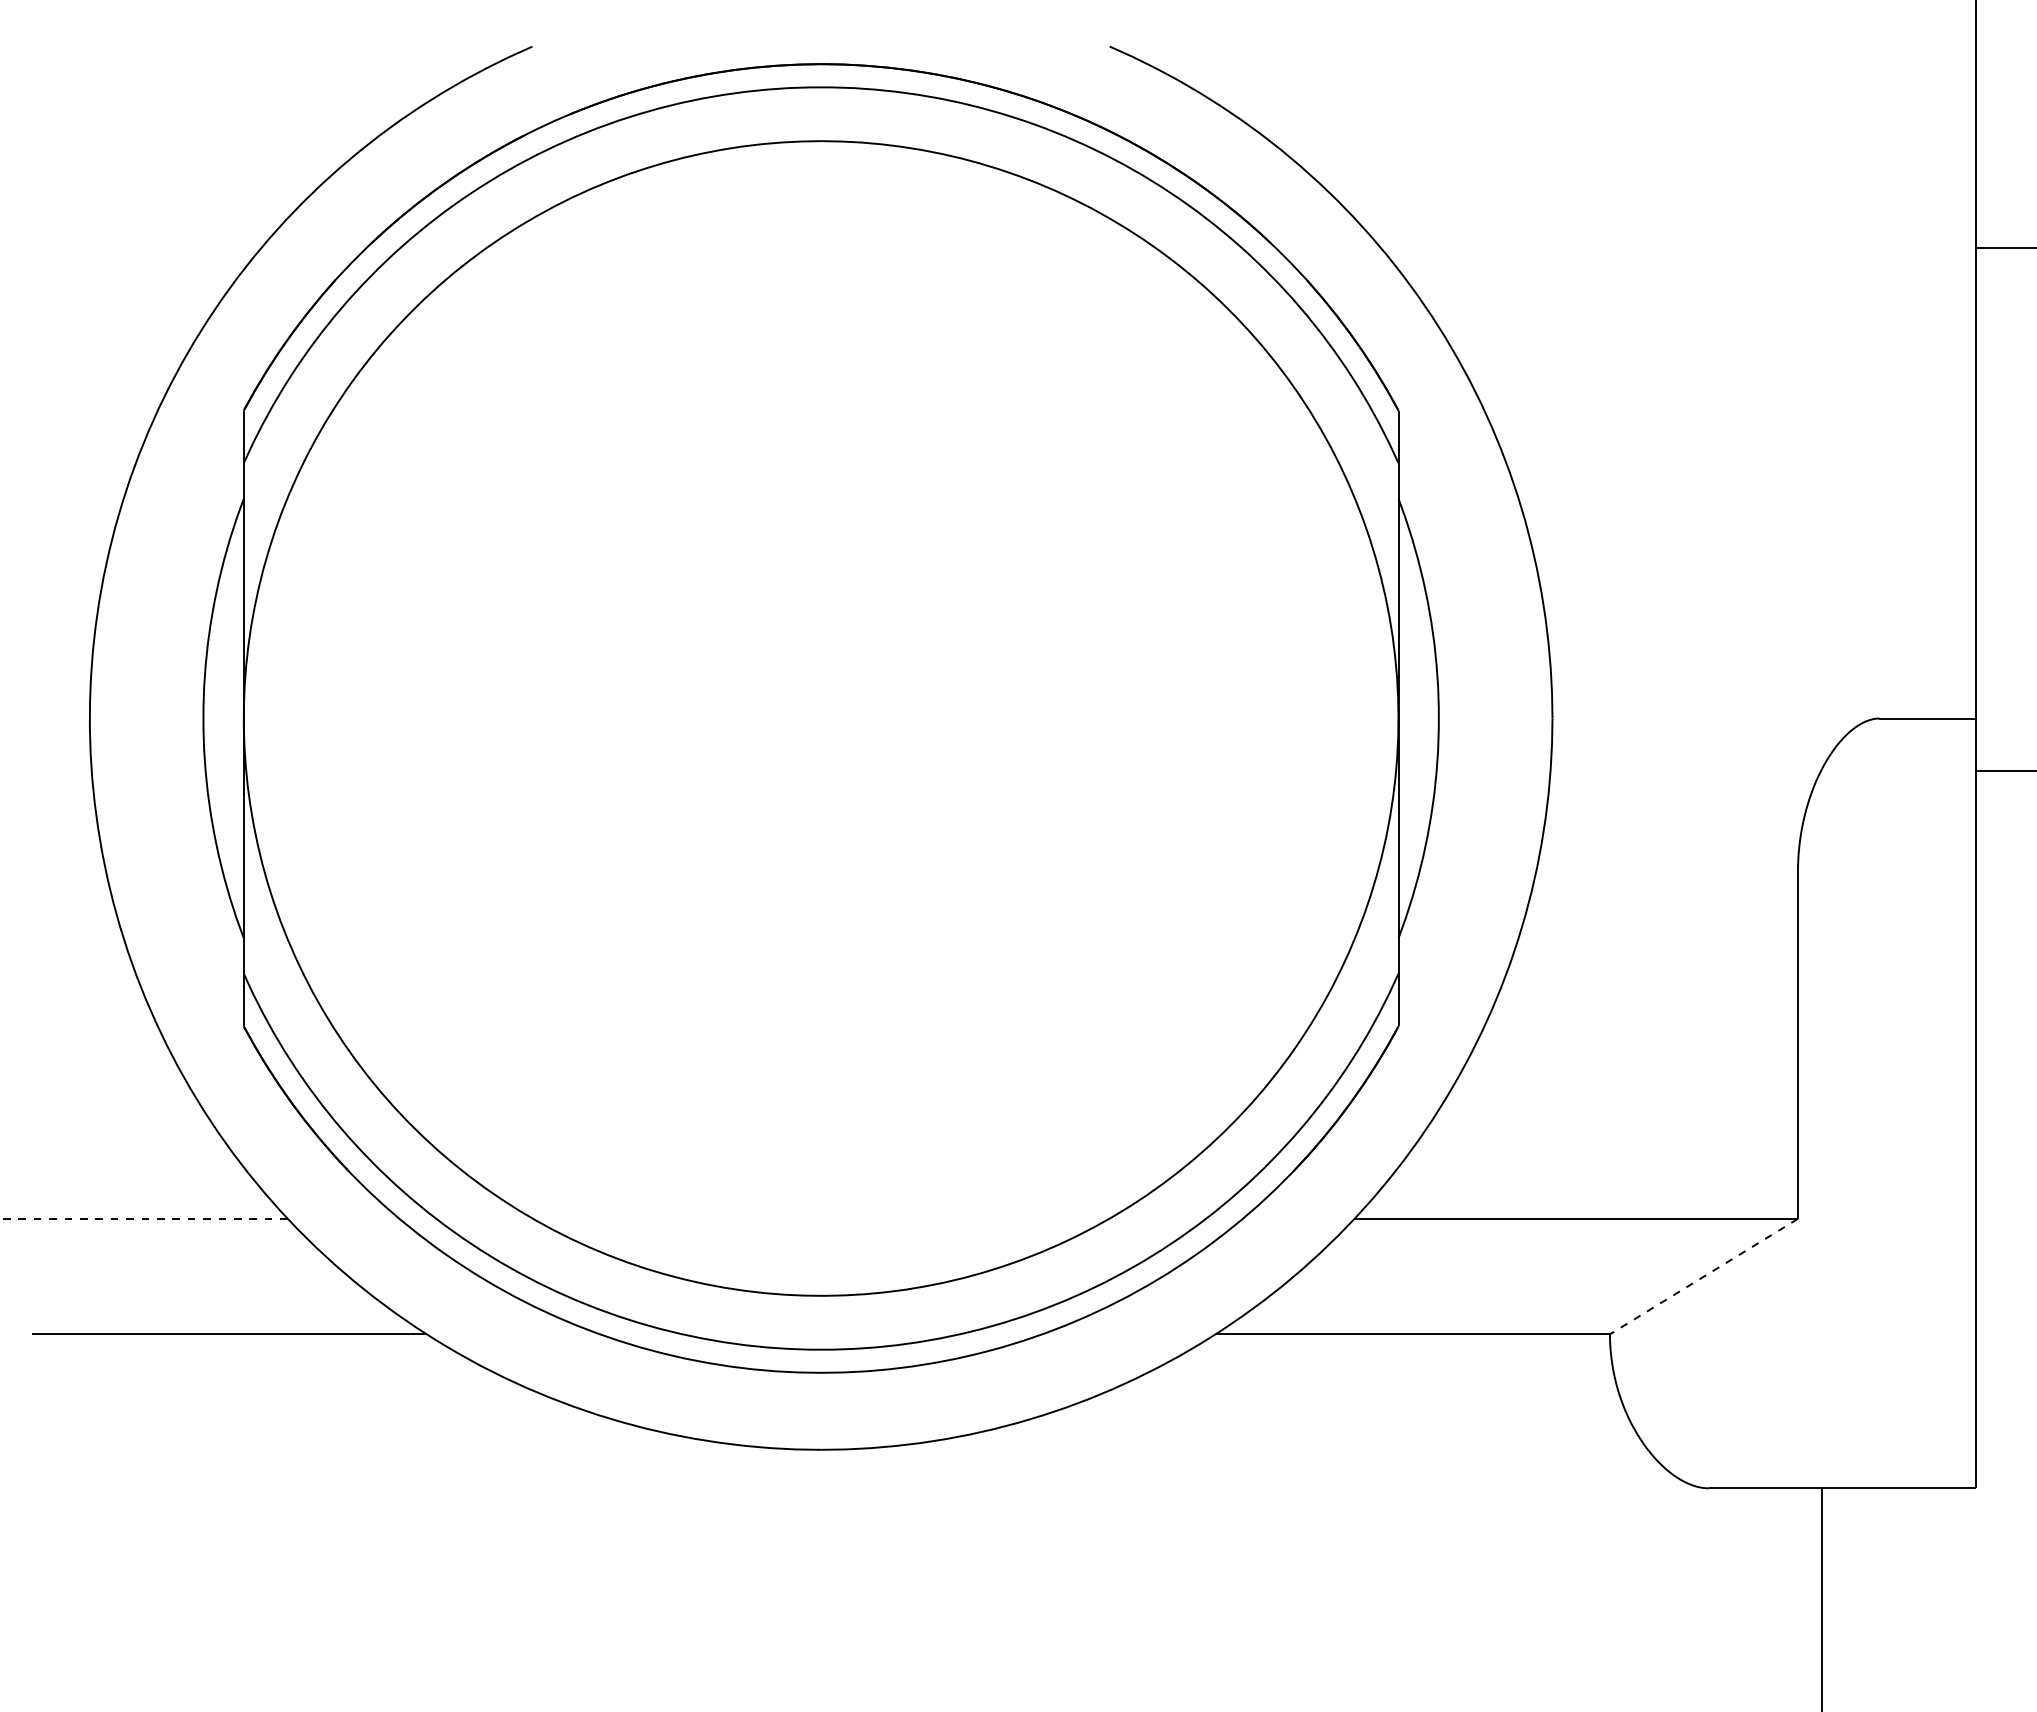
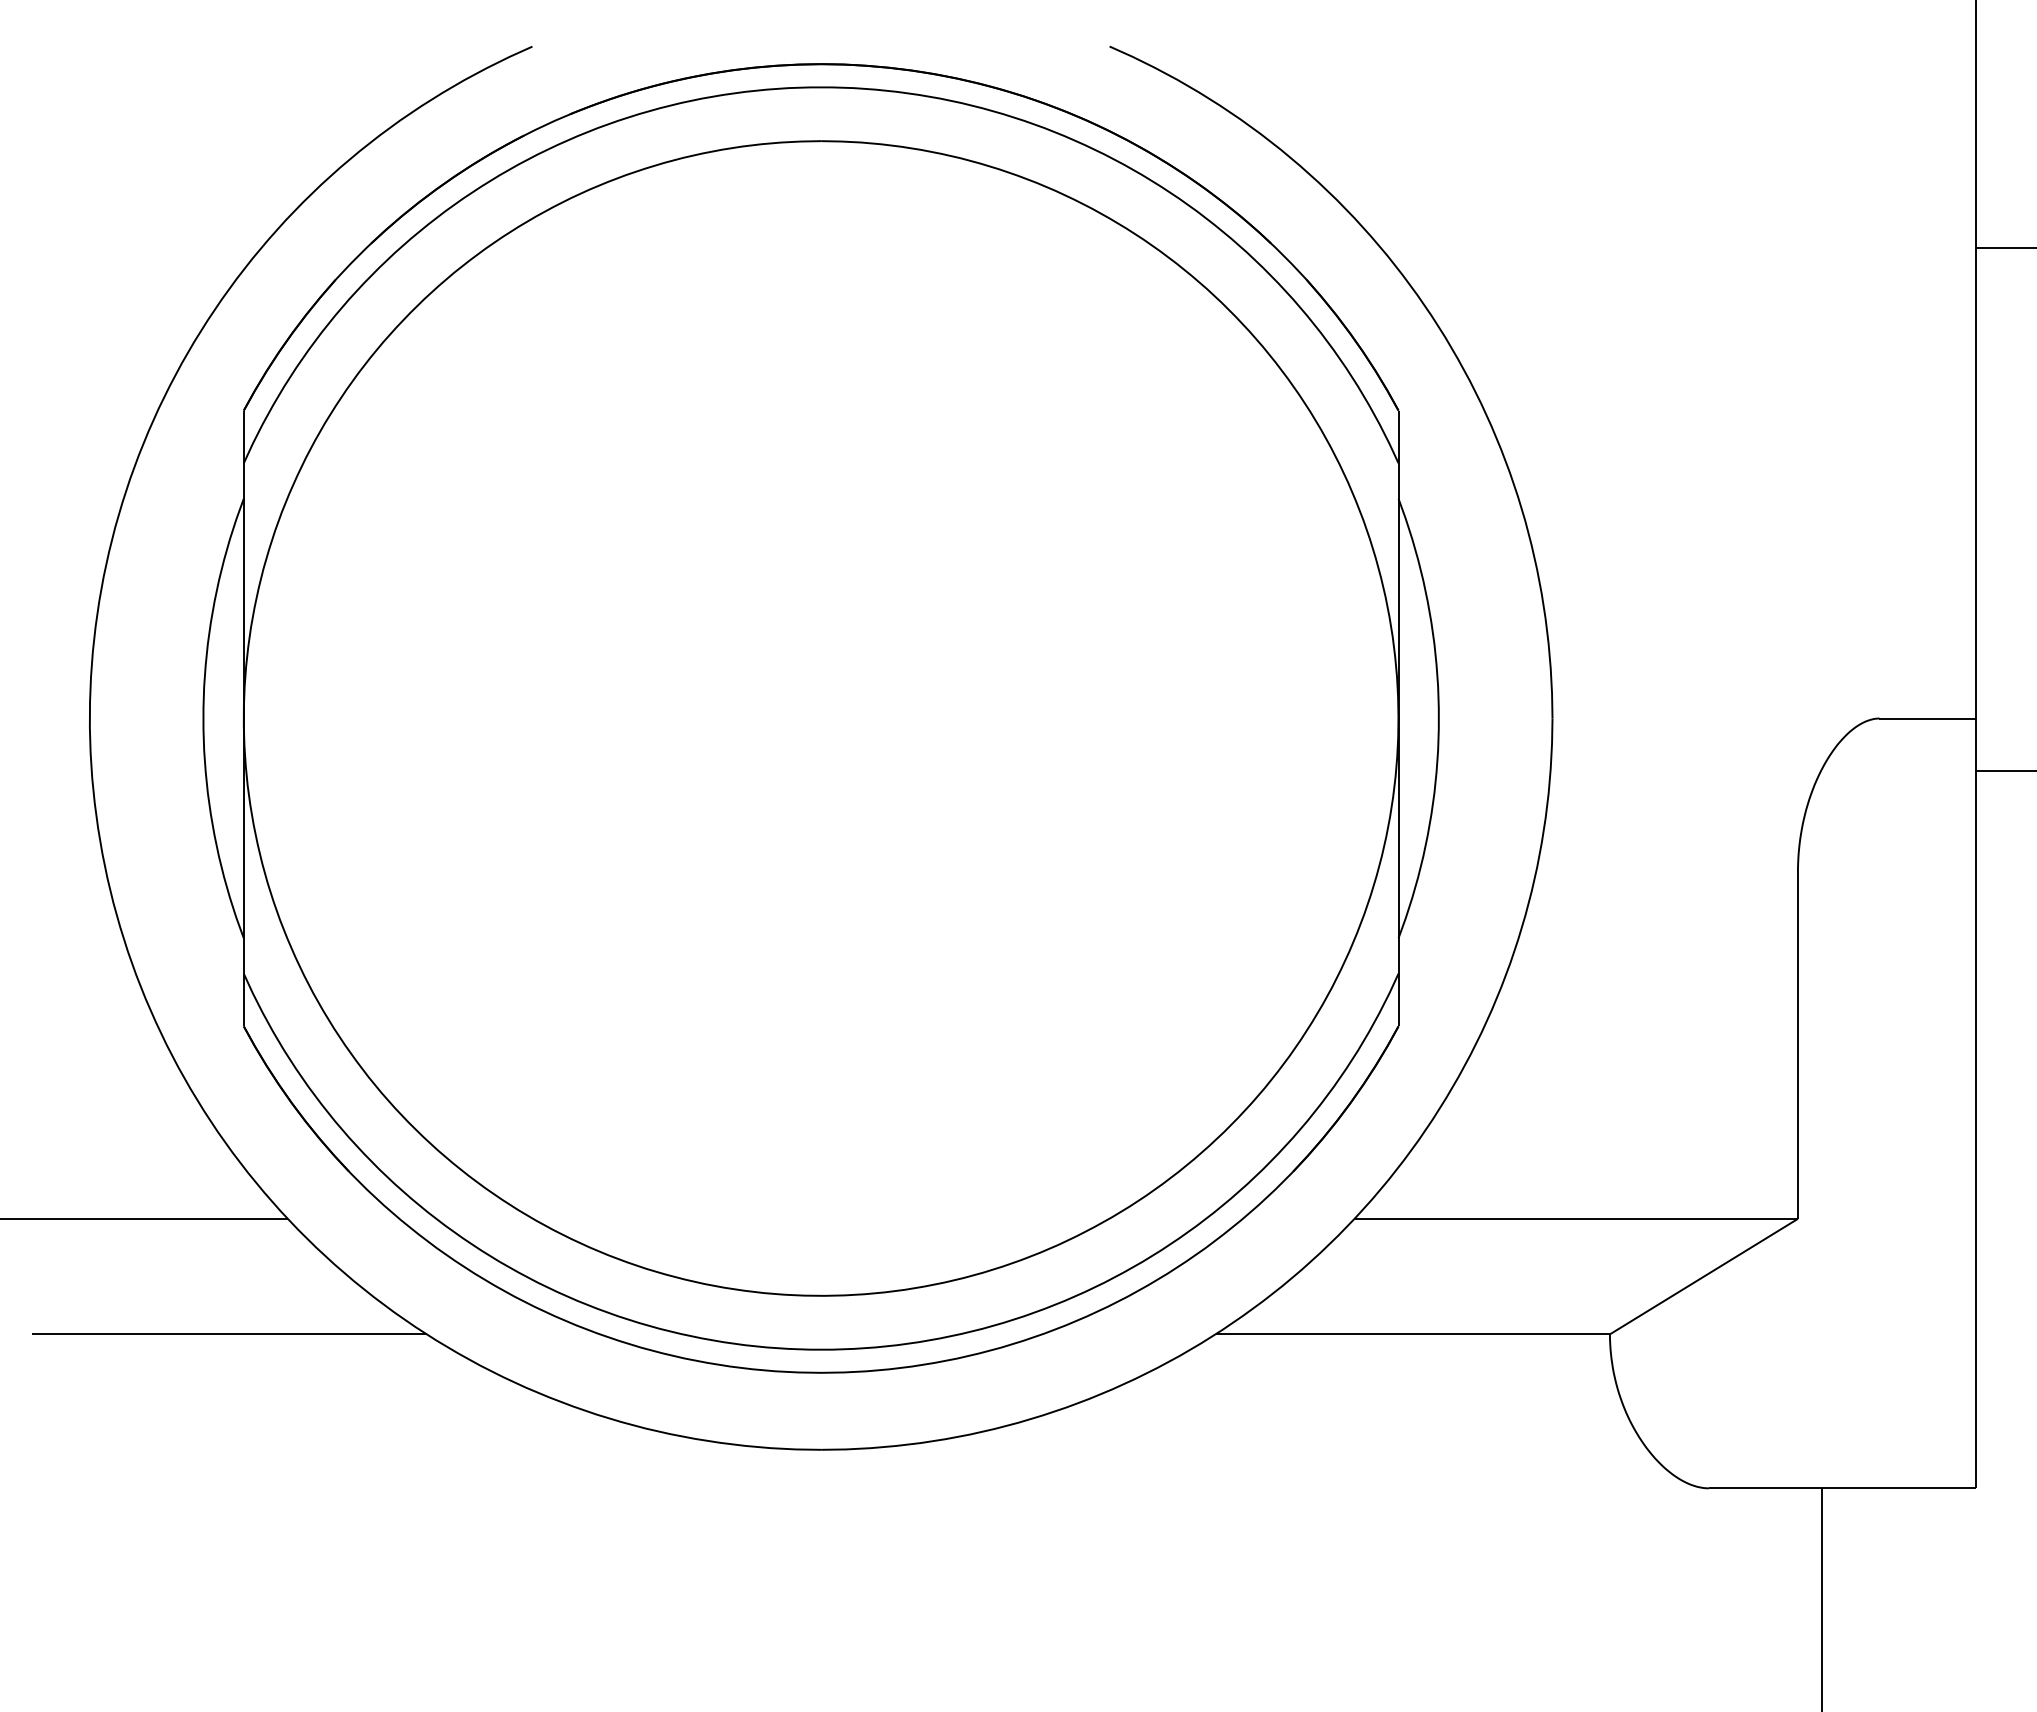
line: dashed -> solid (143, 1218)
line: dashed -> solid (1703, 1276)
